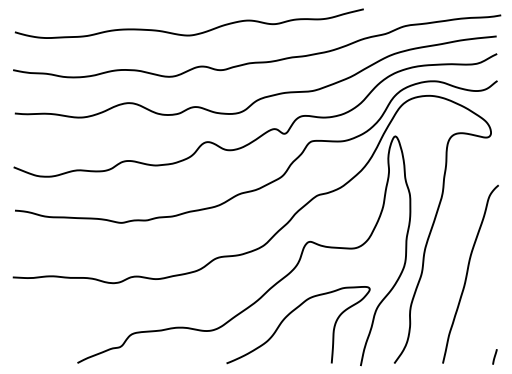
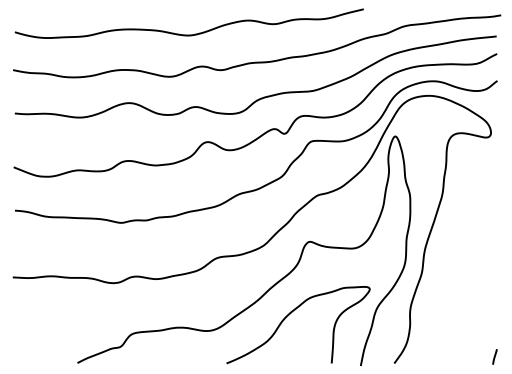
curve: present -> none (468, 272)
